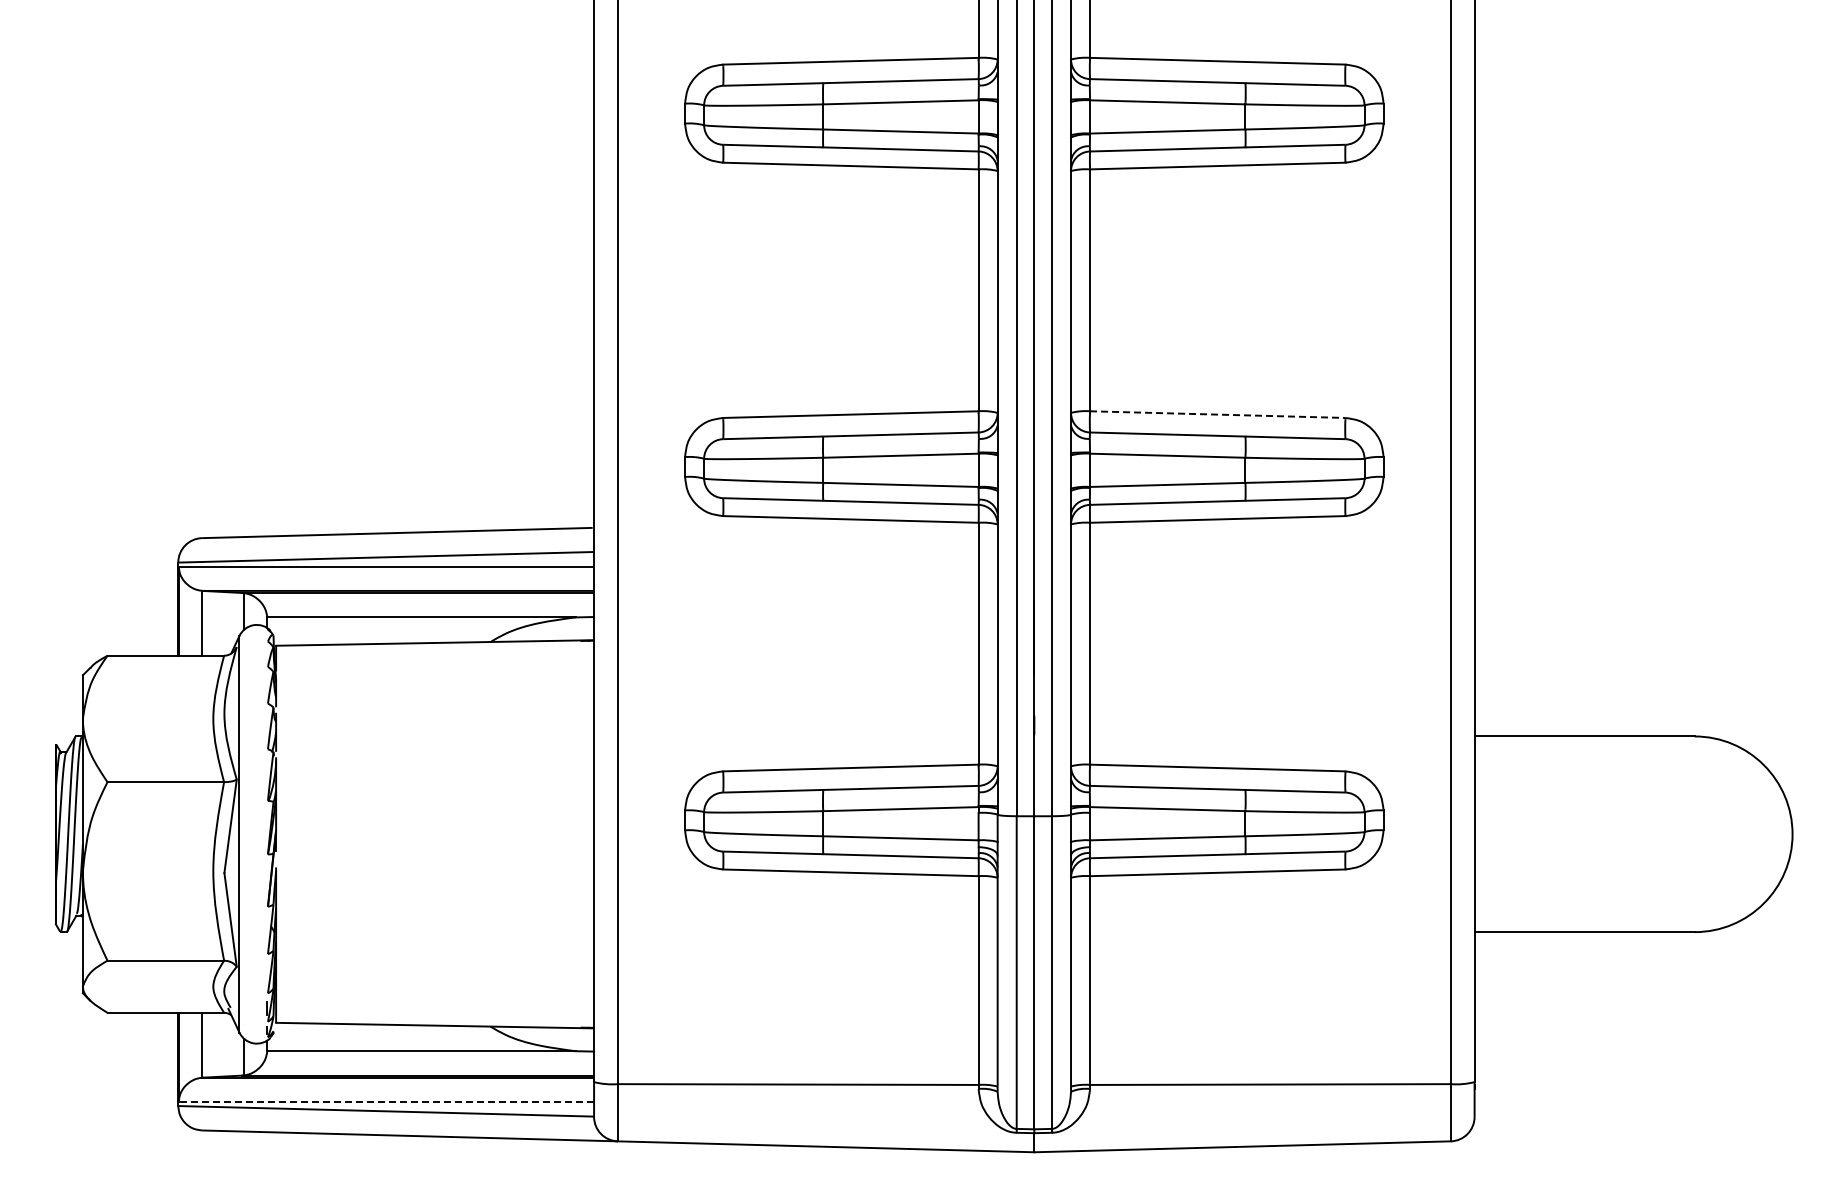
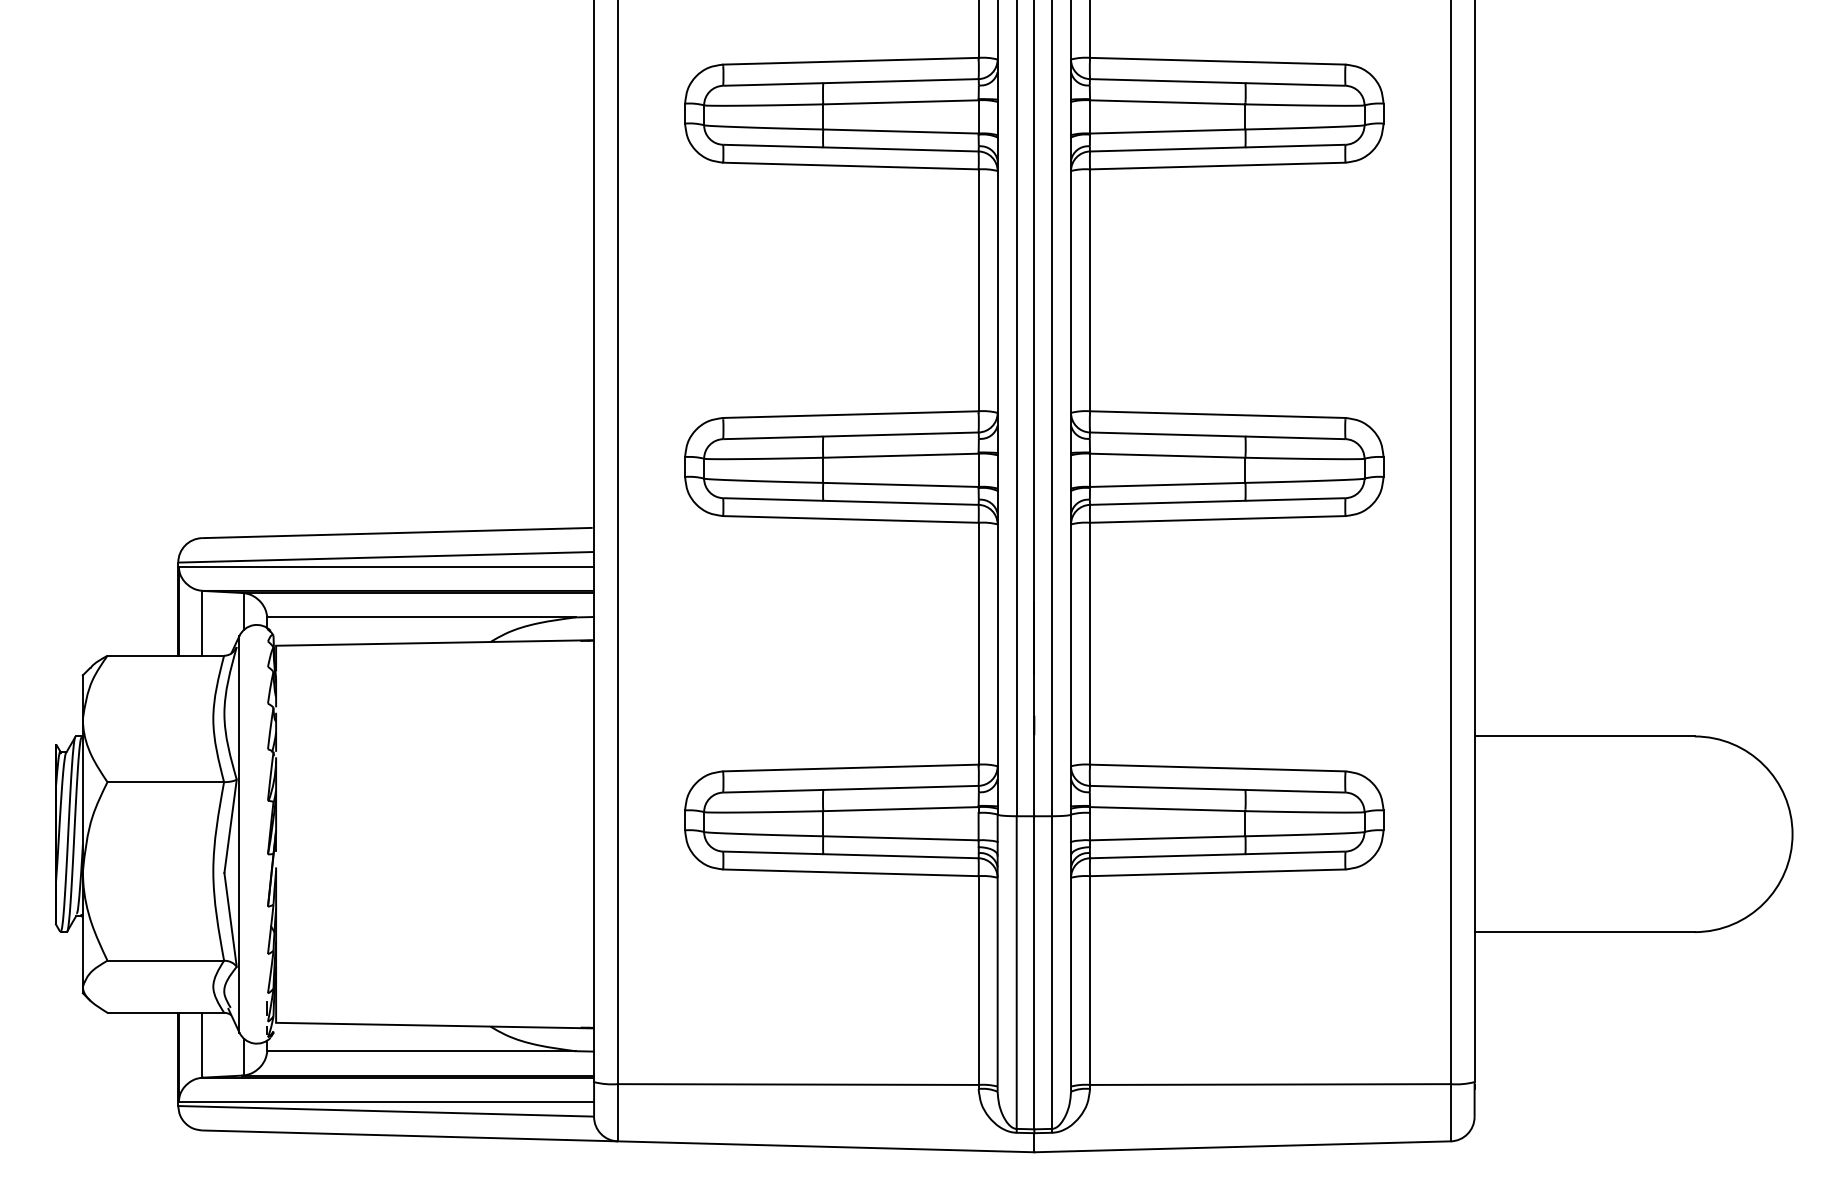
line: dashed -> solid (1217, 414)
line: dashed -> solid (386, 1102)
